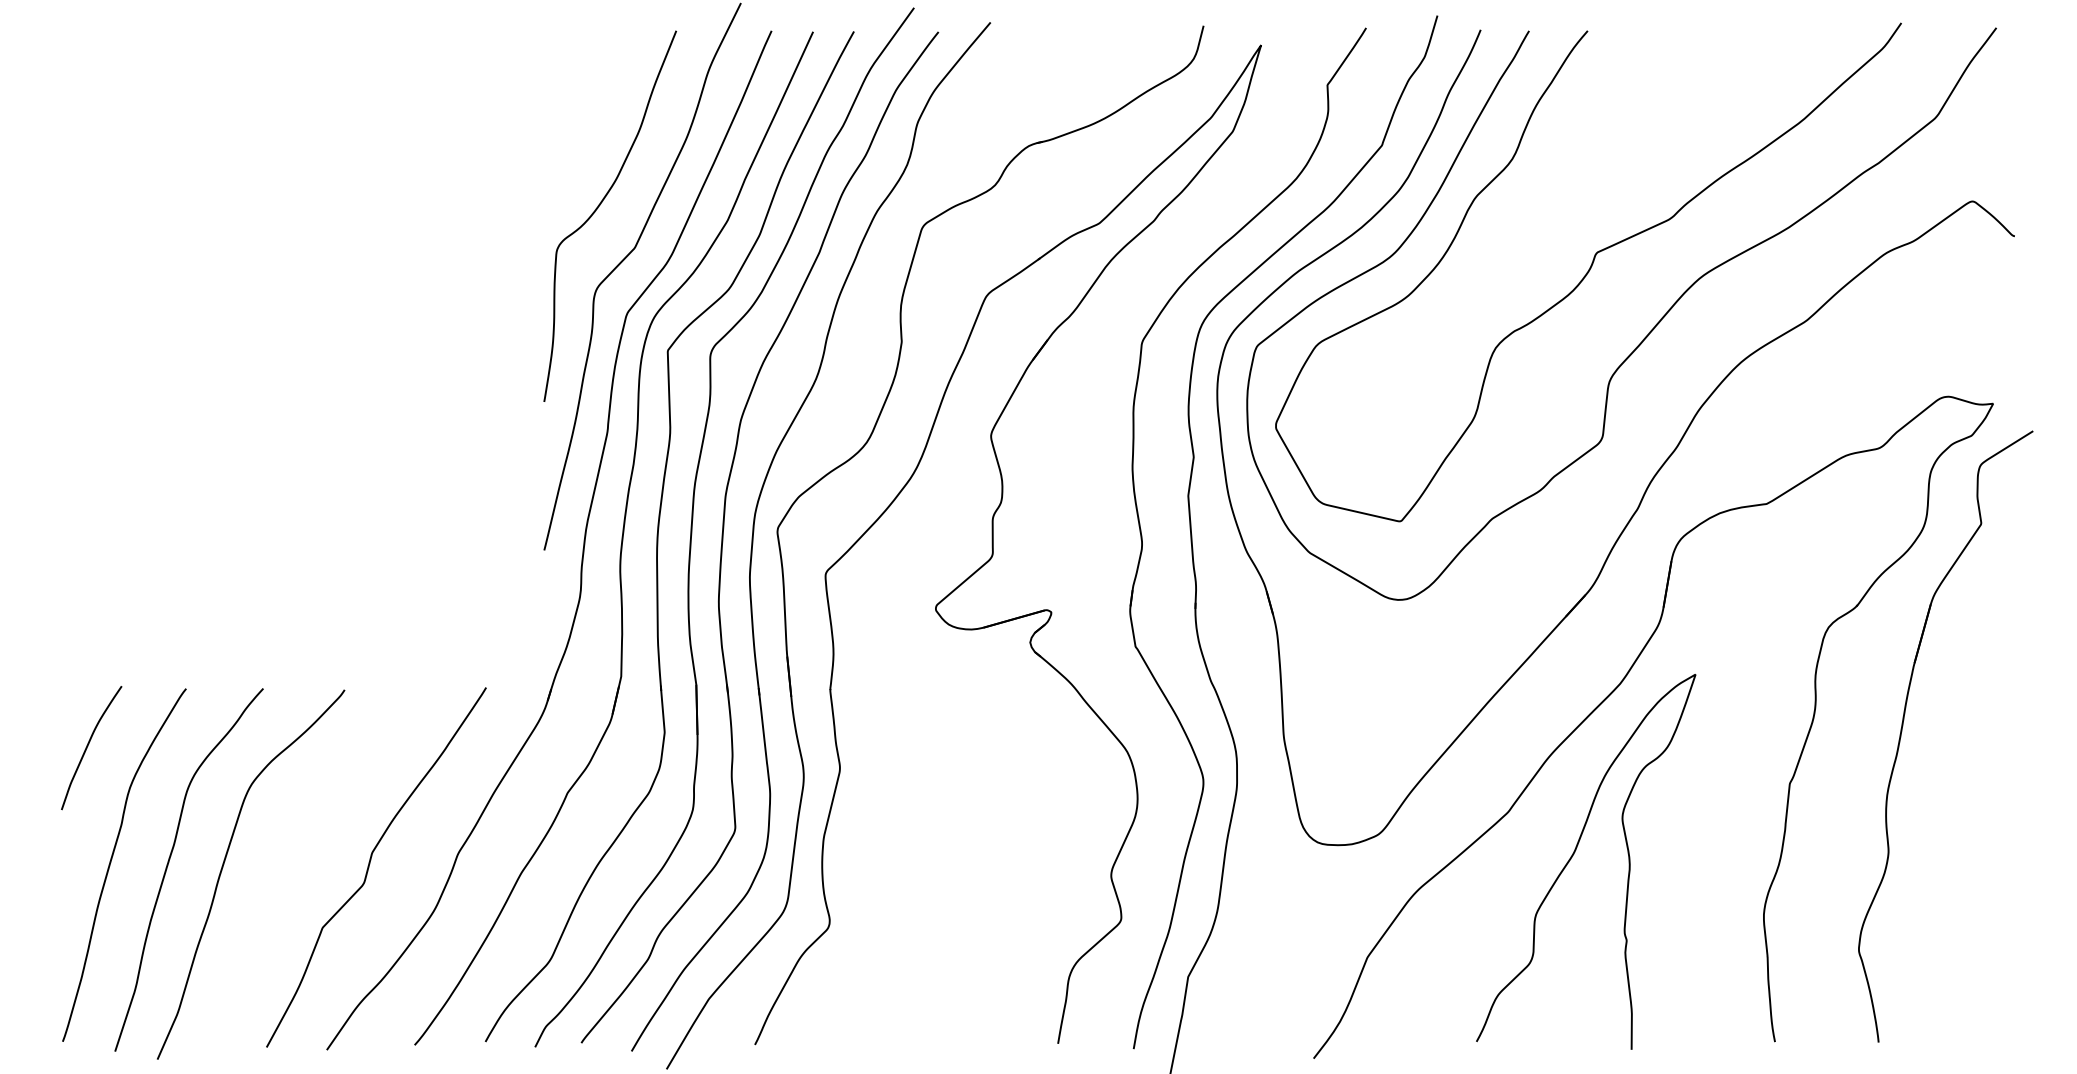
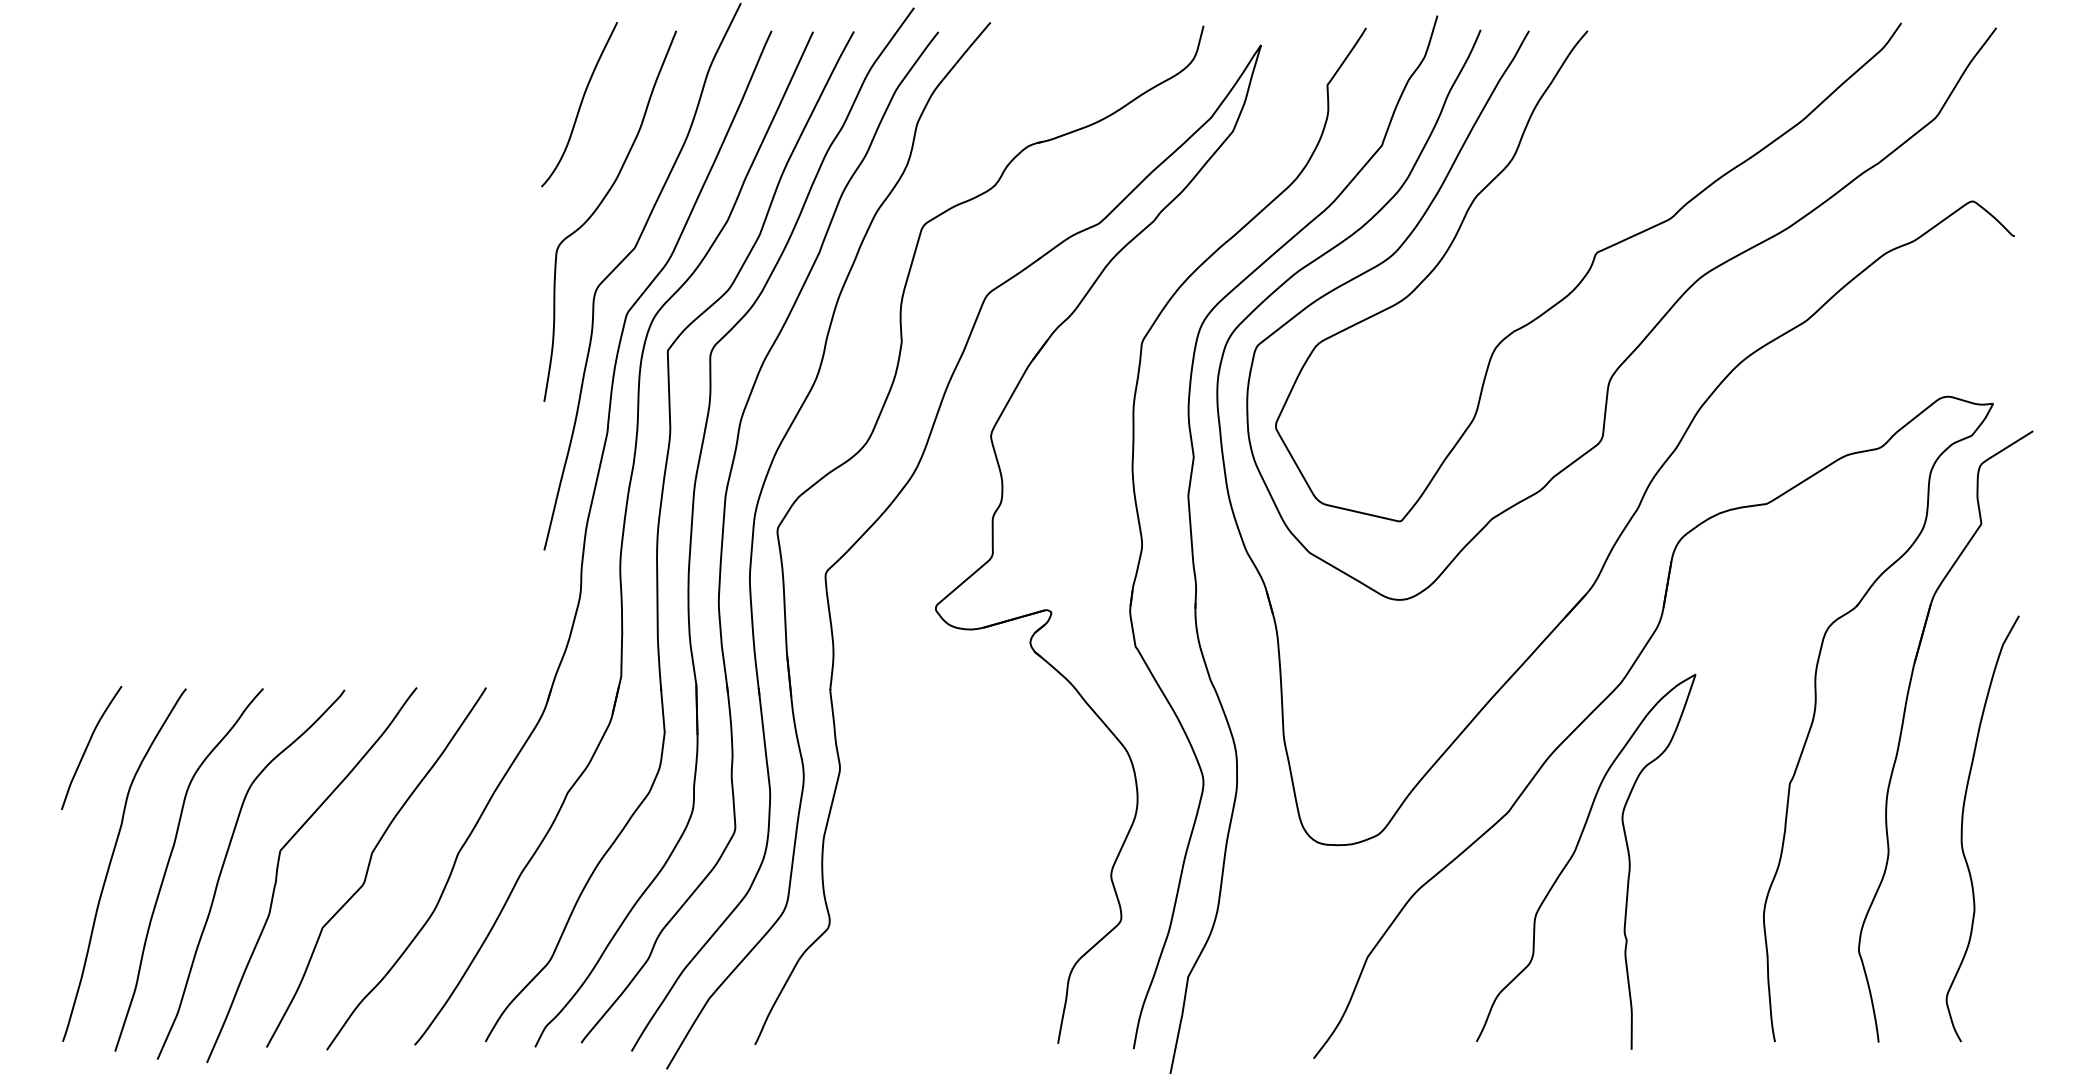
curve: none -> present (580, 104)
curve: none -> present (1962, 828)
curve: none -> present (278, 869)
